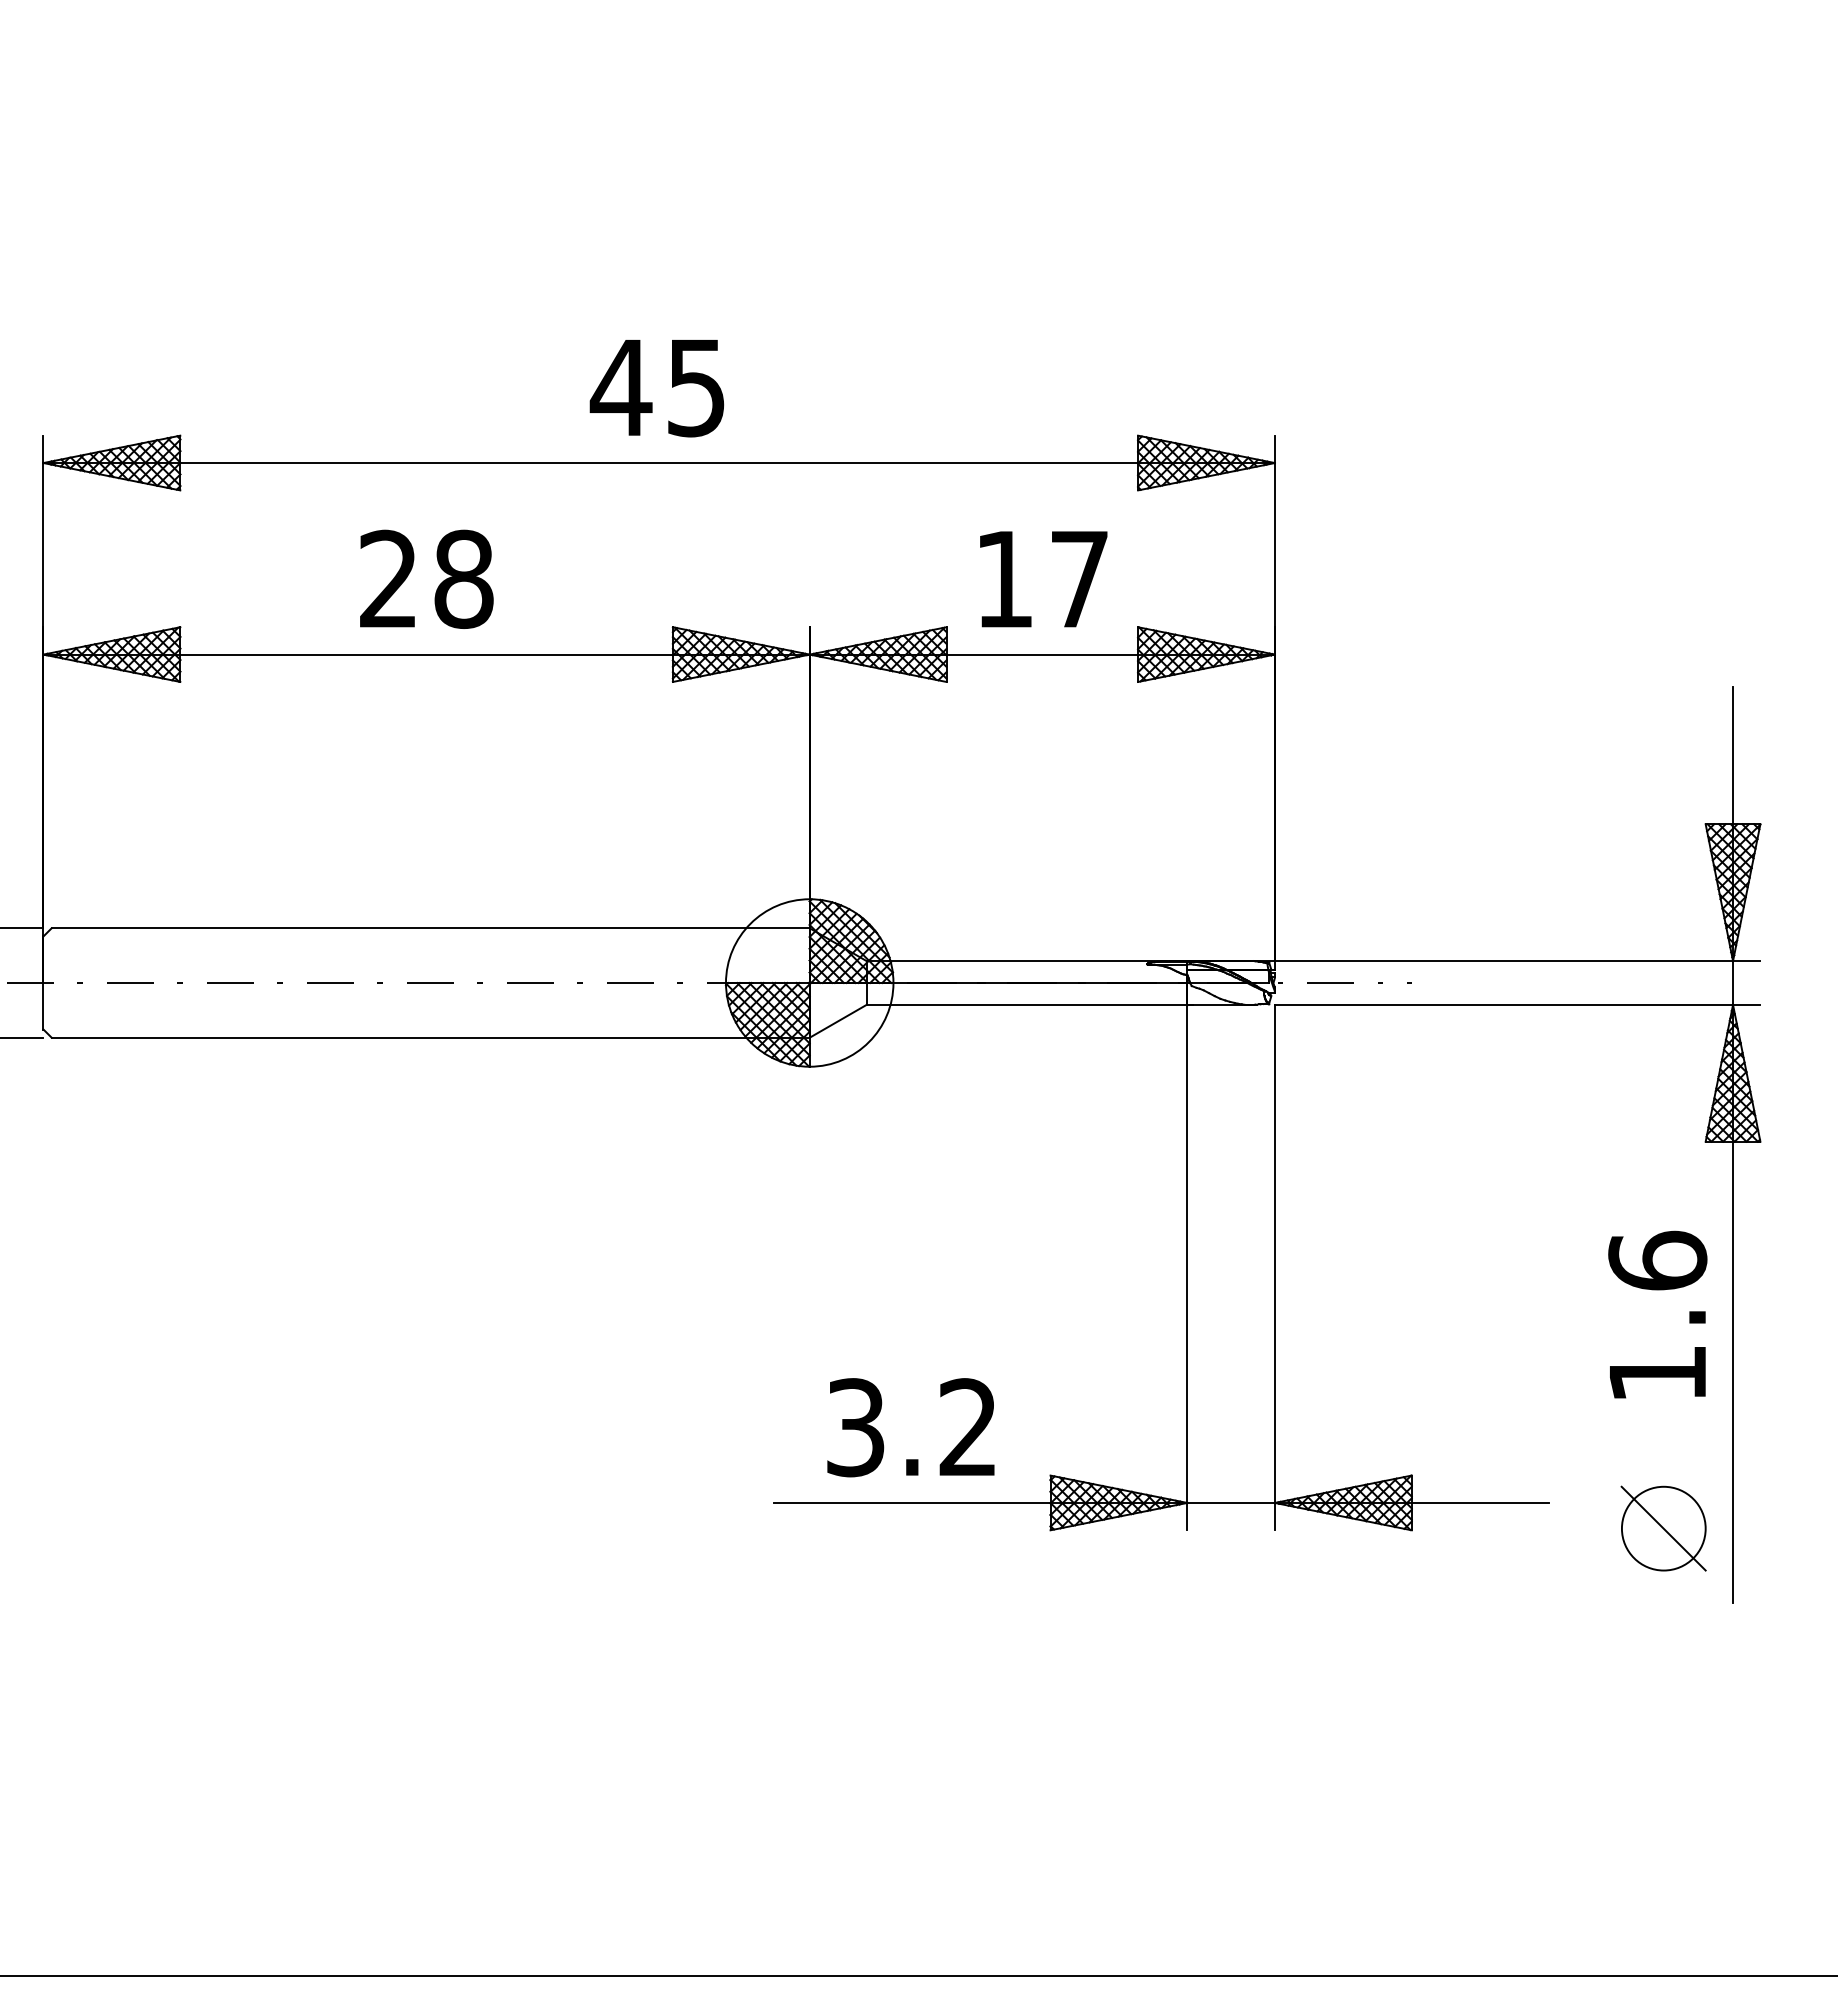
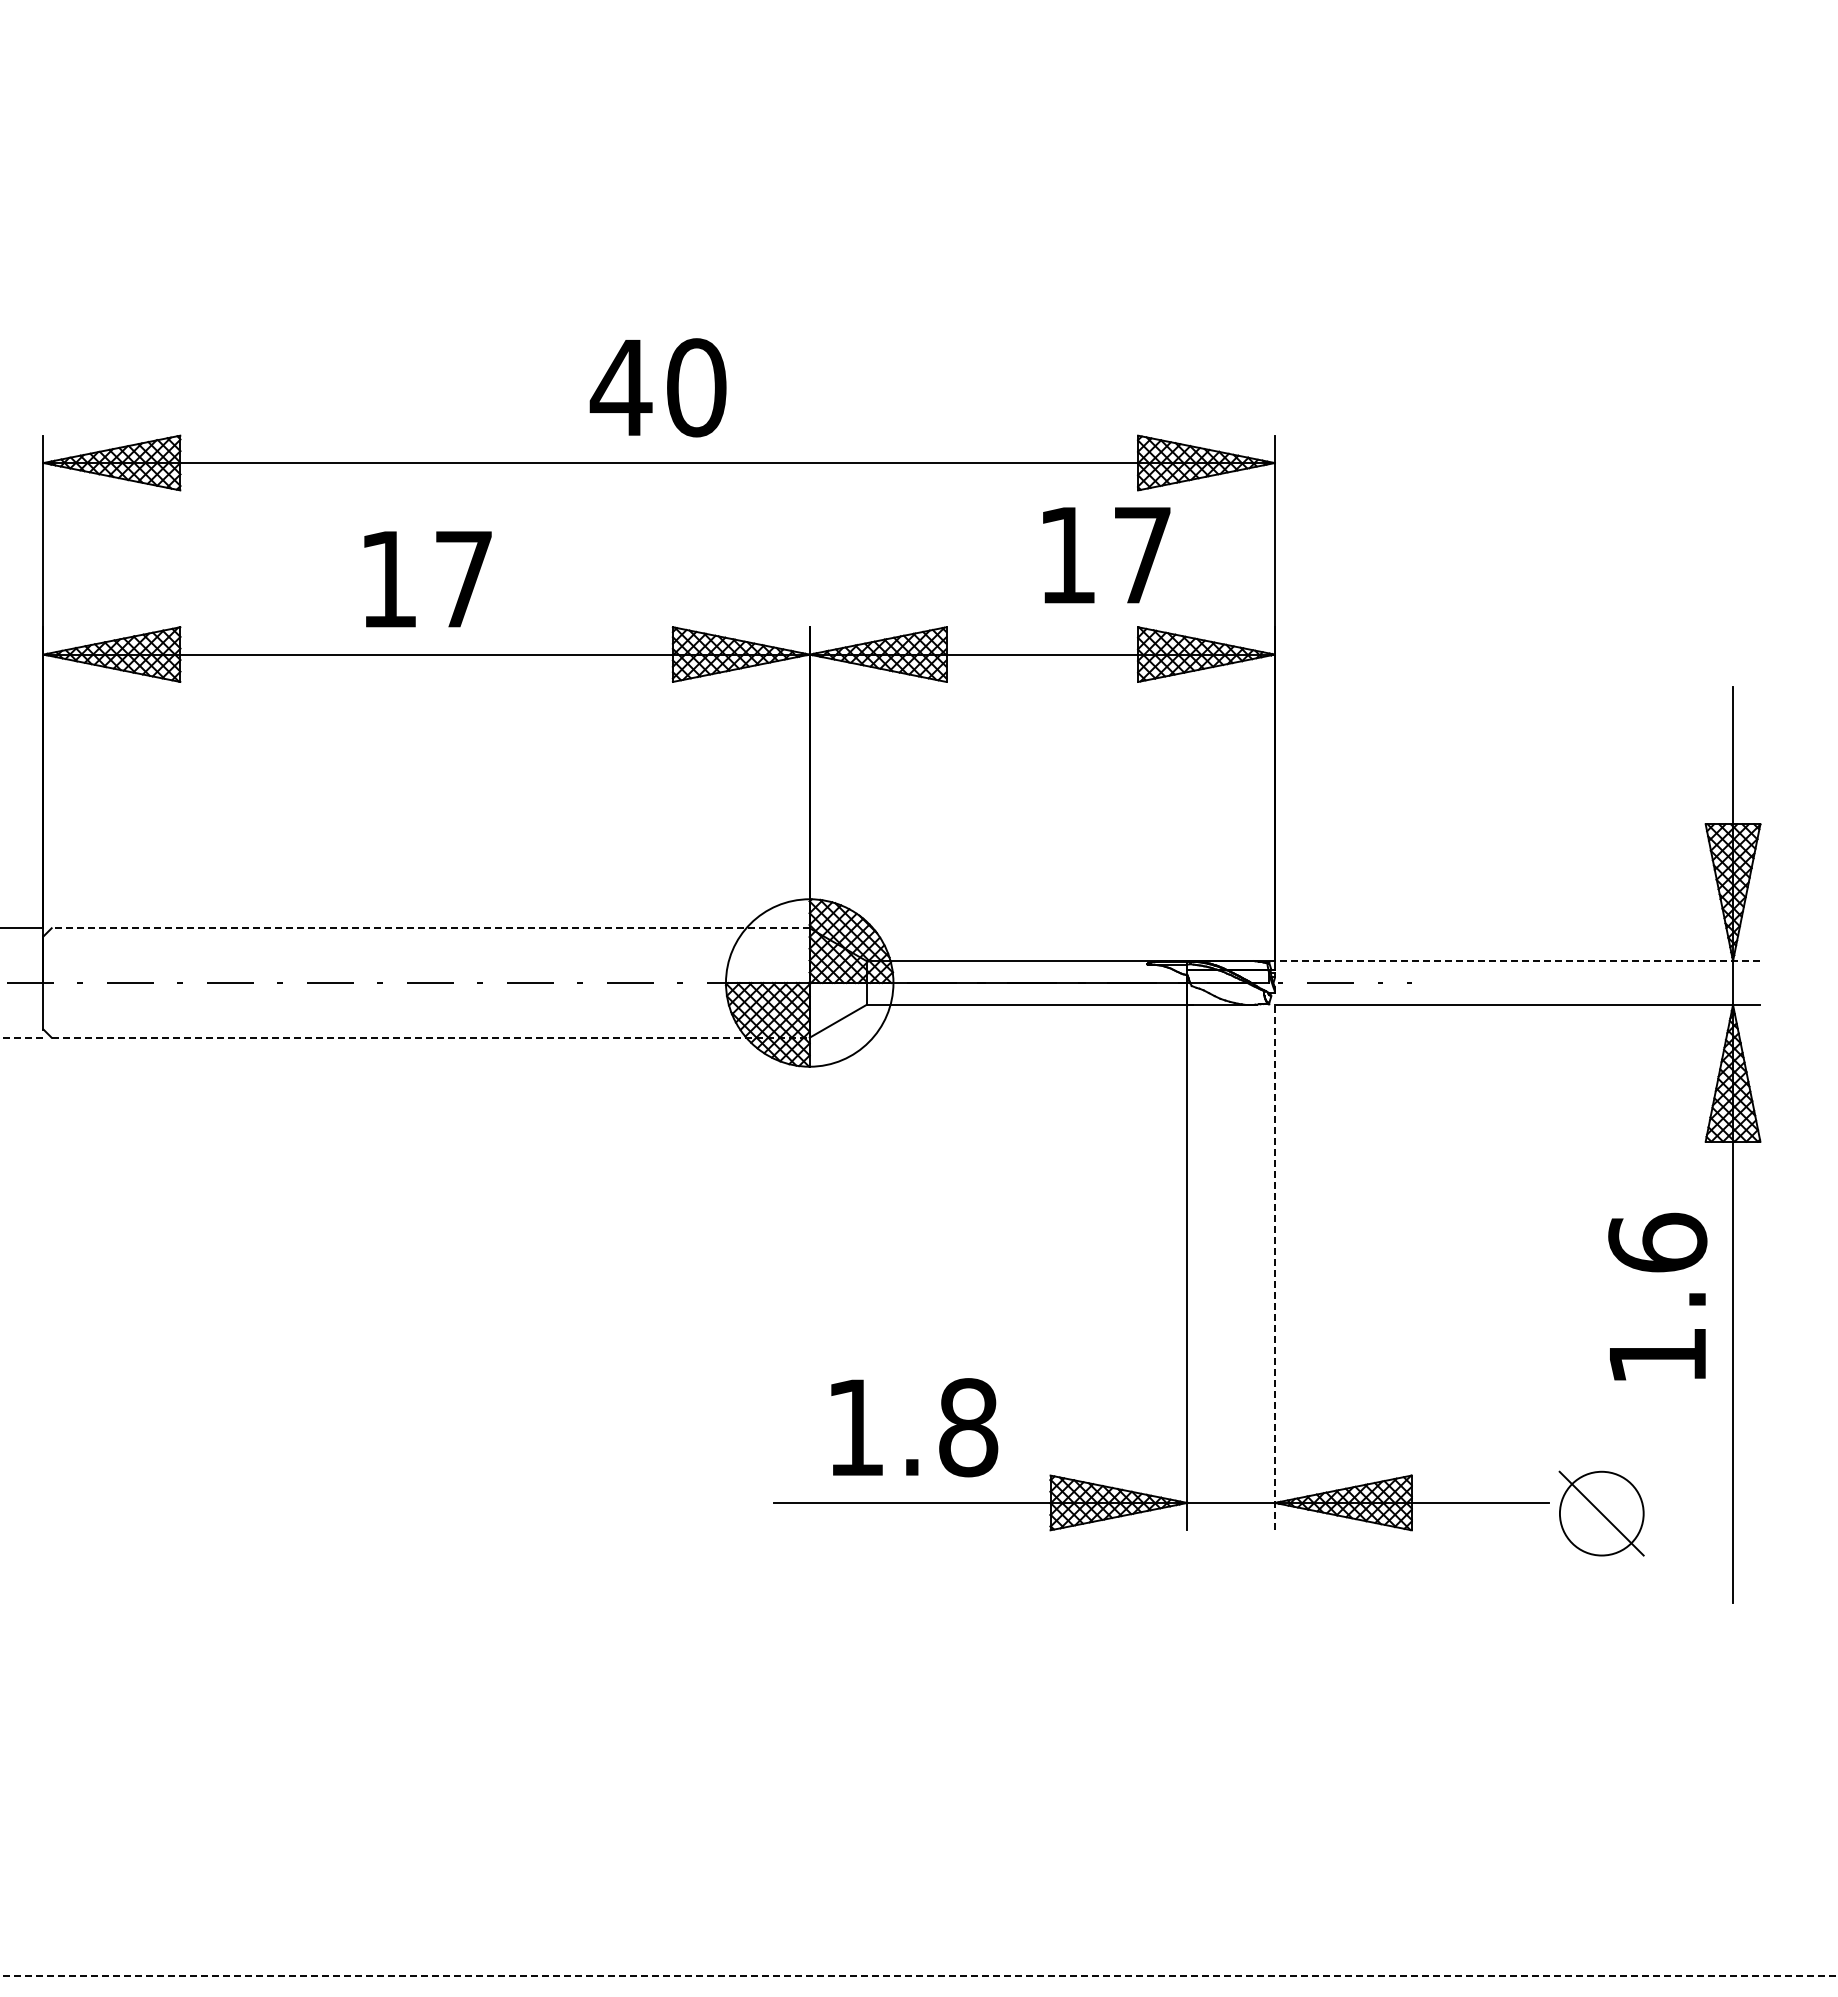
text: 45 -> 40 (696, 387)
text: 28 -> 17 (426, 578)
text position: (1043, 579) -> (1106, 555) (1106, 555)
line: solid -> dashed (430, 928)
line: solid -> dashed (1517, 961)
line: solid -> dashed (21, 1037)
line: solid -> dashed (431, 1037)
line: solid -> dashed (1274, 1267)
text position: (1657, 1314) -> (1657, 1296) (1657, 1296)
text: 3.2 -> 1.8 (912, 1427)
part position: (1663, 1528) -> (1601, 1513) (1601, 1513)
line: solid -> dashed (919, 1976)
